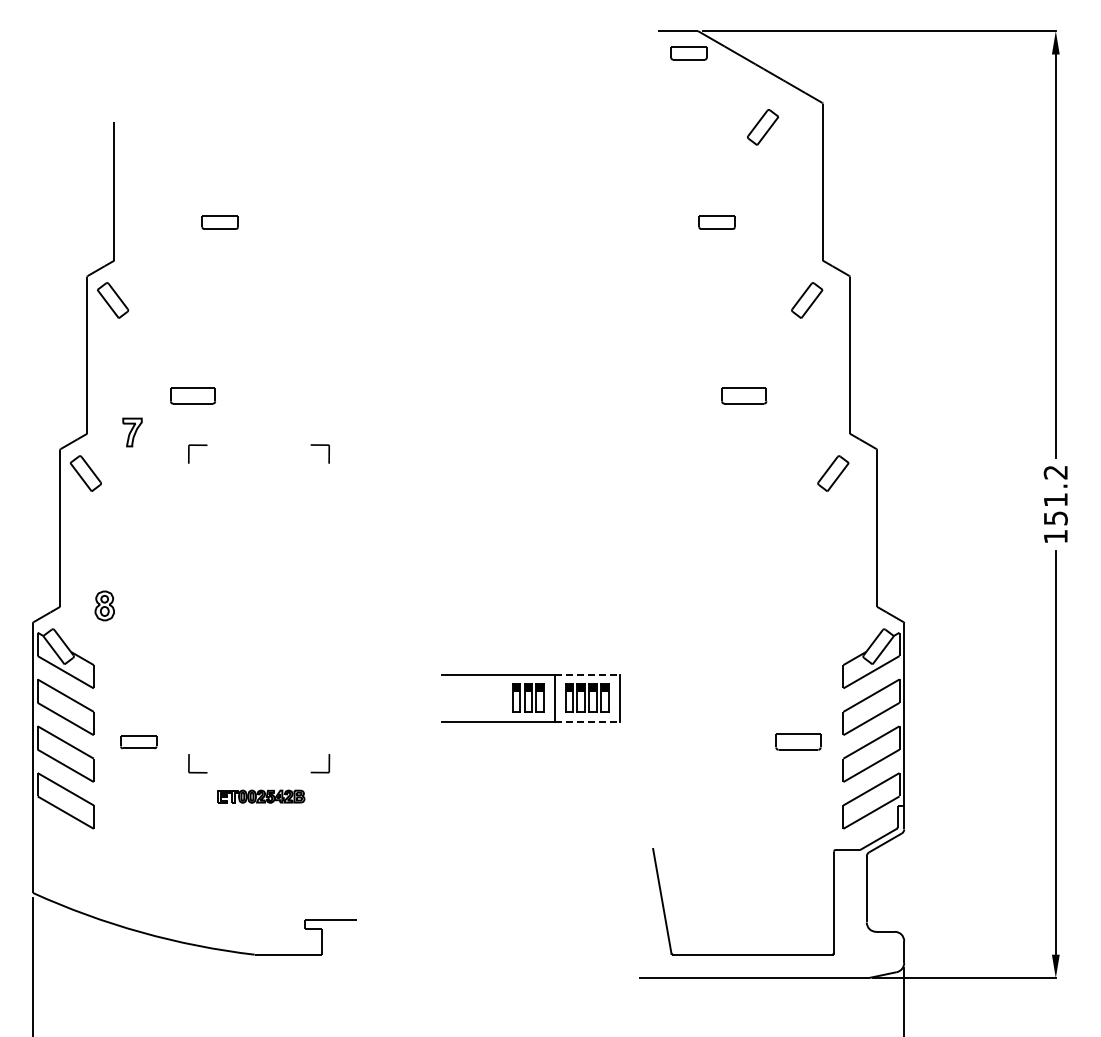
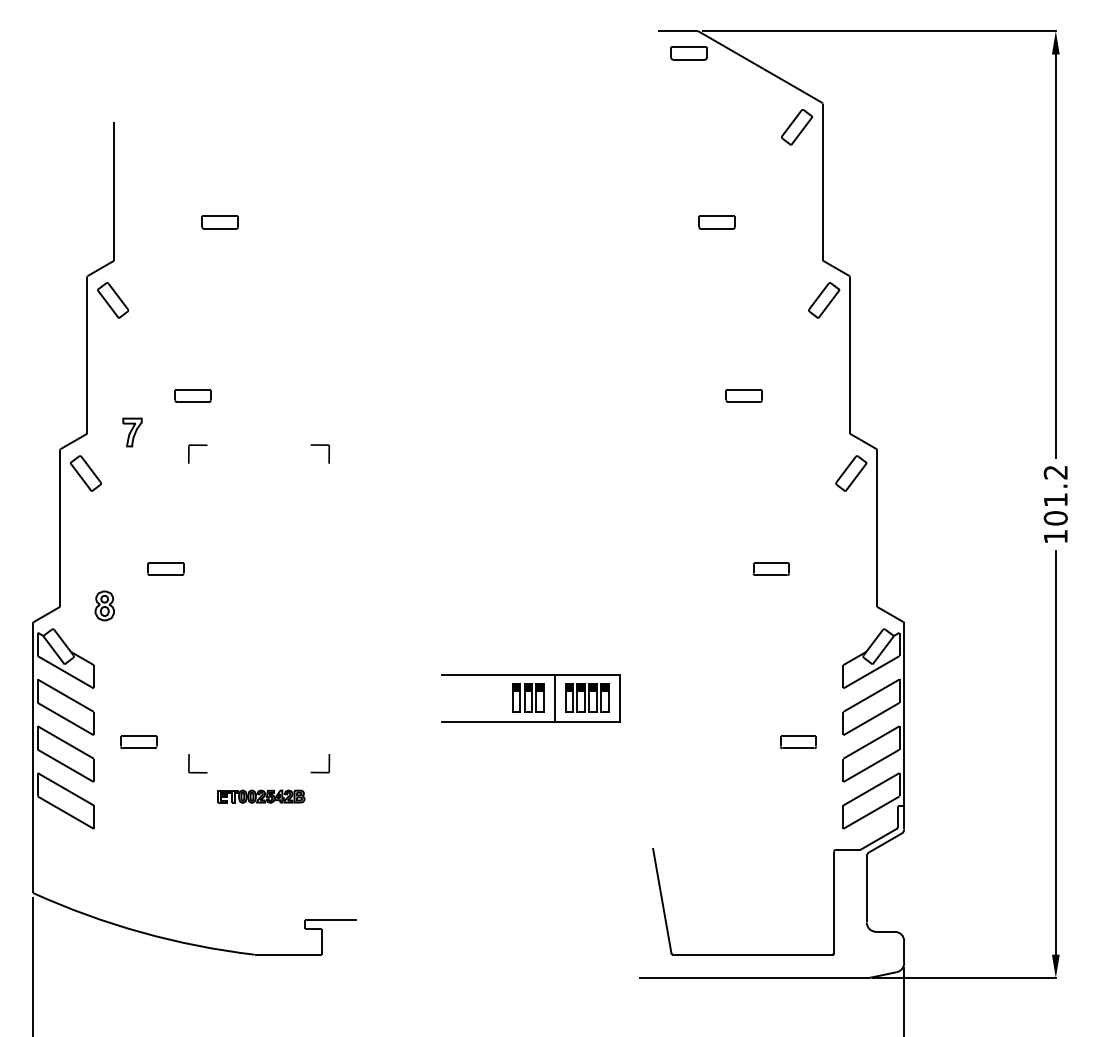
part position: (763, 127) -> (797, 127) (797, 127)
part position: (807, 300) -> (824, 300) (824, 300)
part size: 46x18 px -> 38x14 px (192, 395)
part size: 47x18 px -> 38x14 px (743, 395)
part position: (833, 473) -> (851, 473) (851, 473)
text: 151.2 -> 101.2 (1055, 518)
part: none -> present (770, 568)
part: none -> present (165, 569)
line: dashed -> solid (587, 675)
line: dashed -> solid (587, 721)
part size: 47x18 px -> 37x15 px (798, 742)
